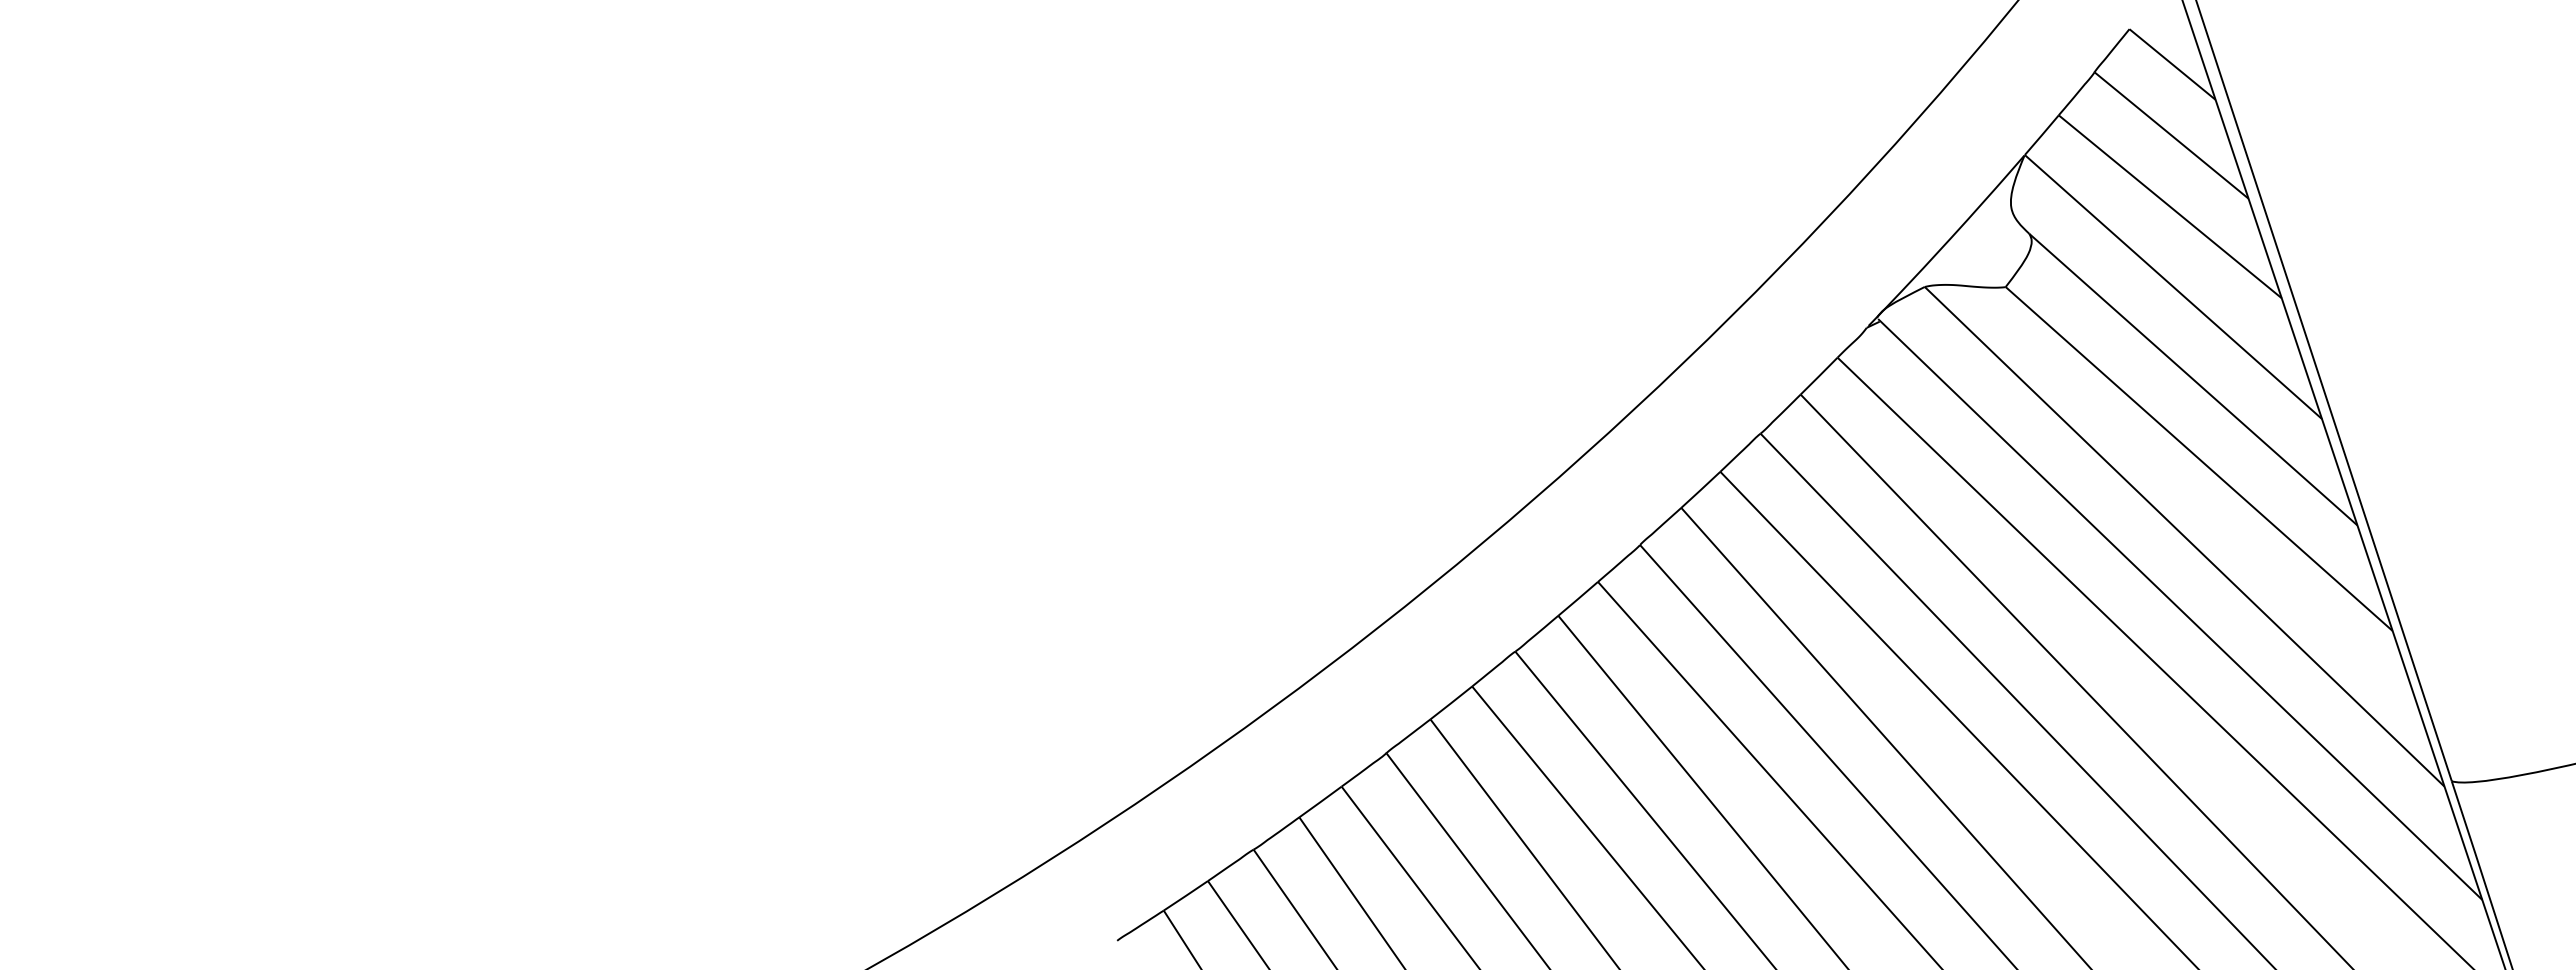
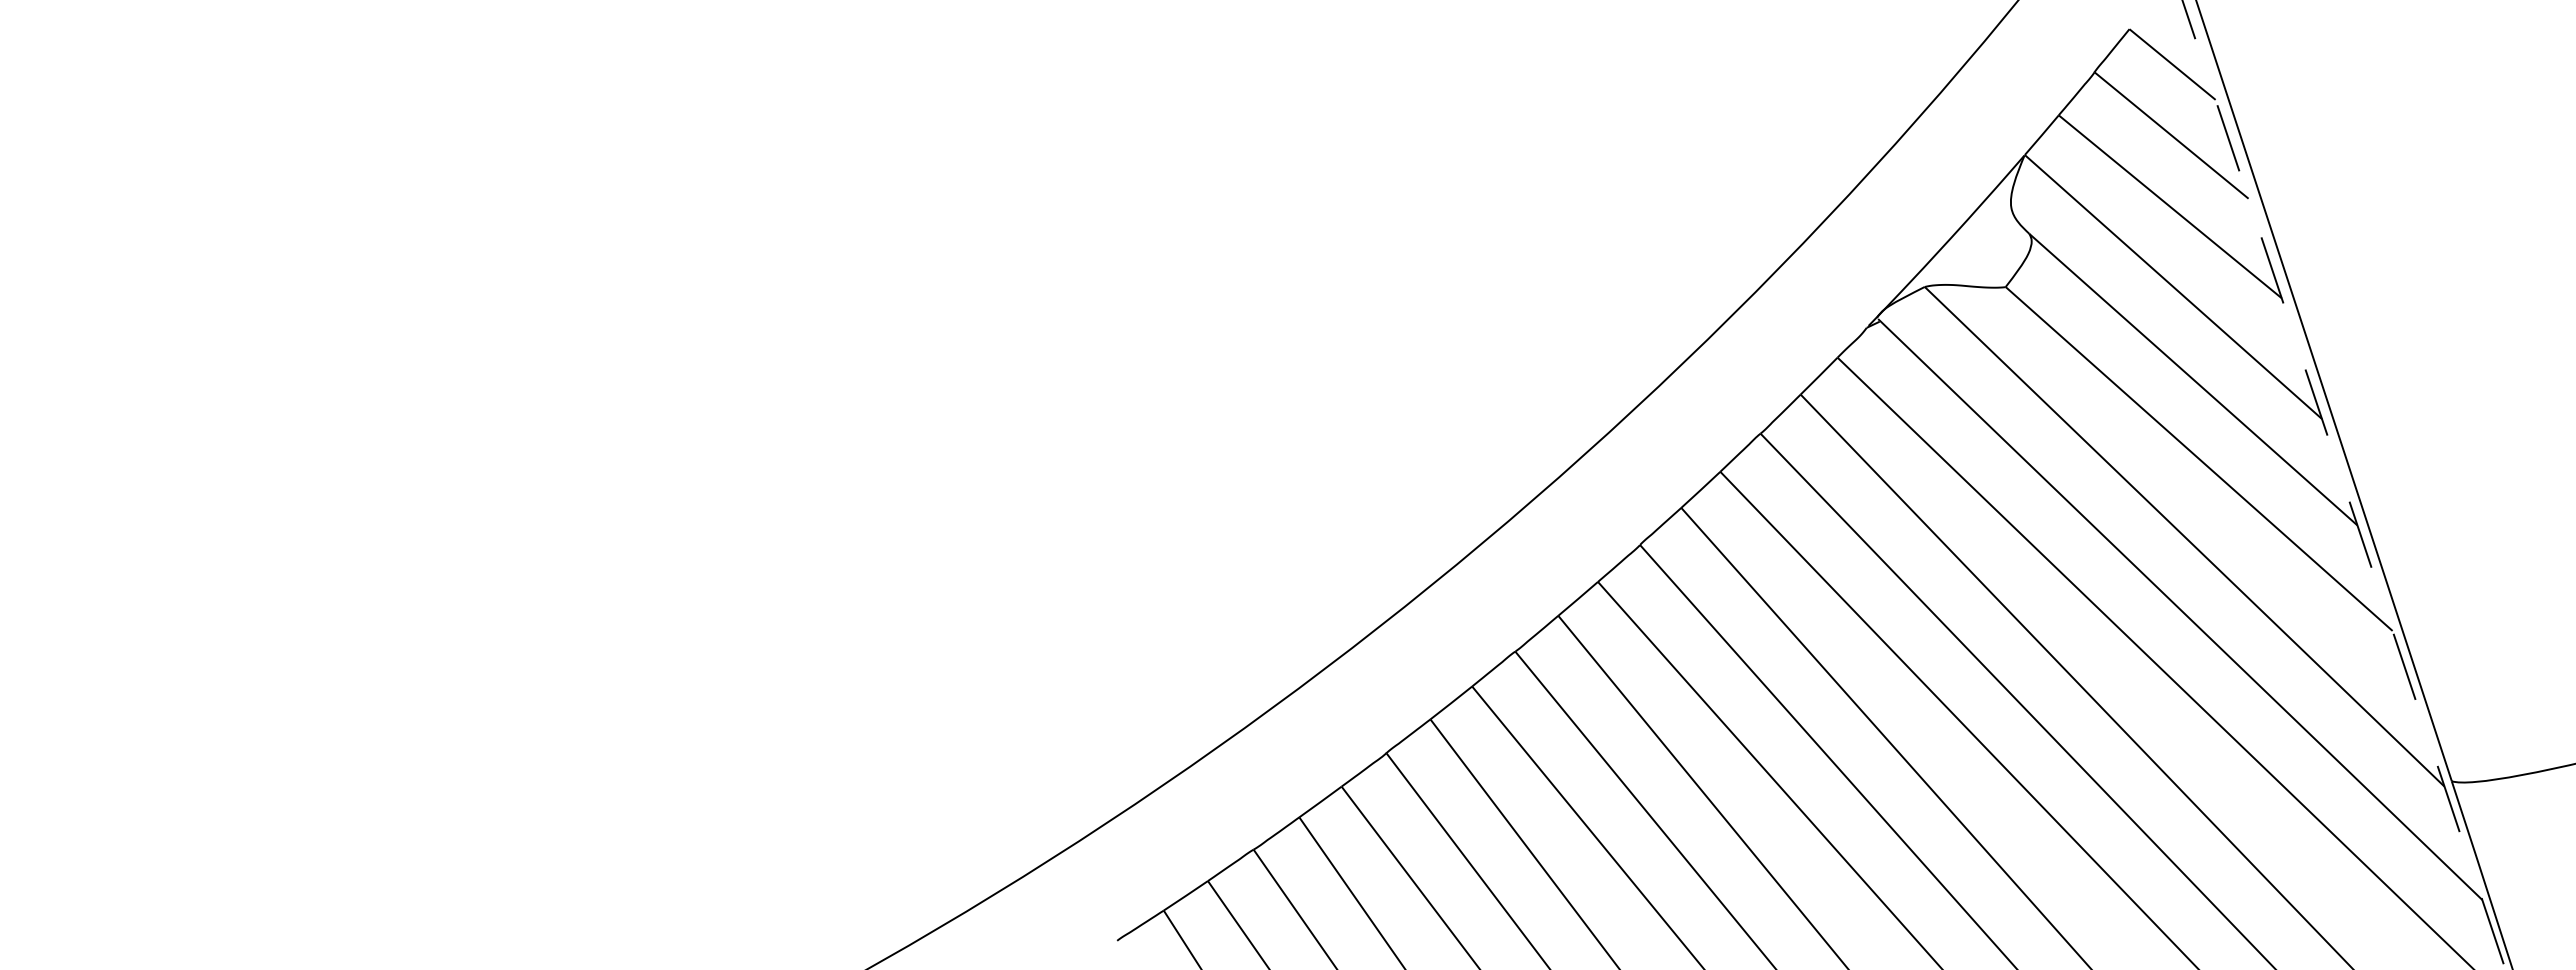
line: solid -> dashed (2343, 484)
